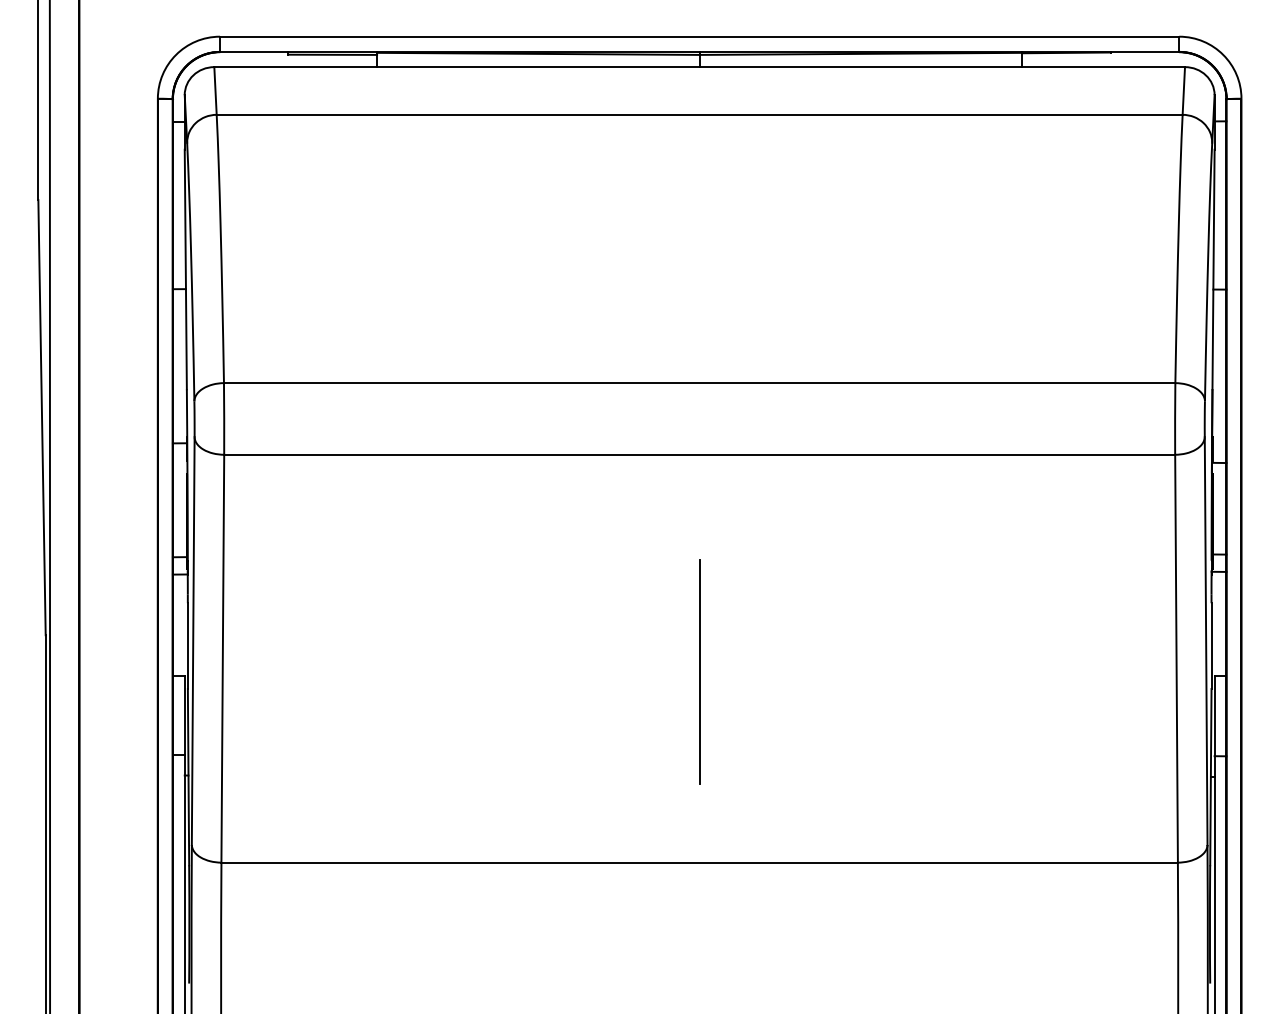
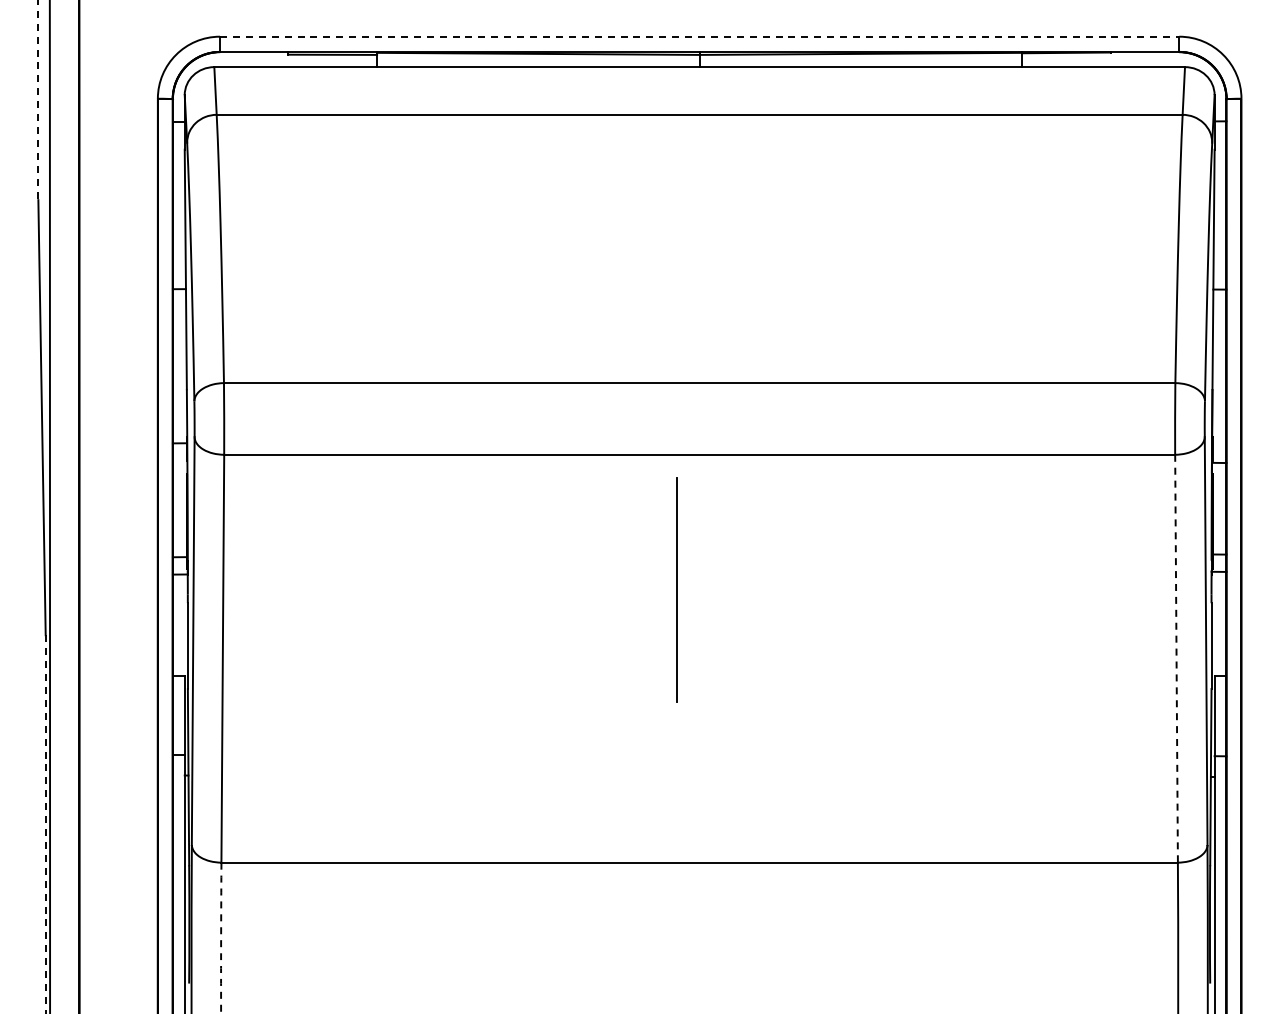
line: solid -> dashed (699, 36)
line: solid -> dashed (38, 100)
line: solid -> dashed (1176, 658)
line position: (699, 671) -> (676, 589) (676, 589)
line: solid -> dashed (45, 824)
arc: solid -> dashed (221, 938)
